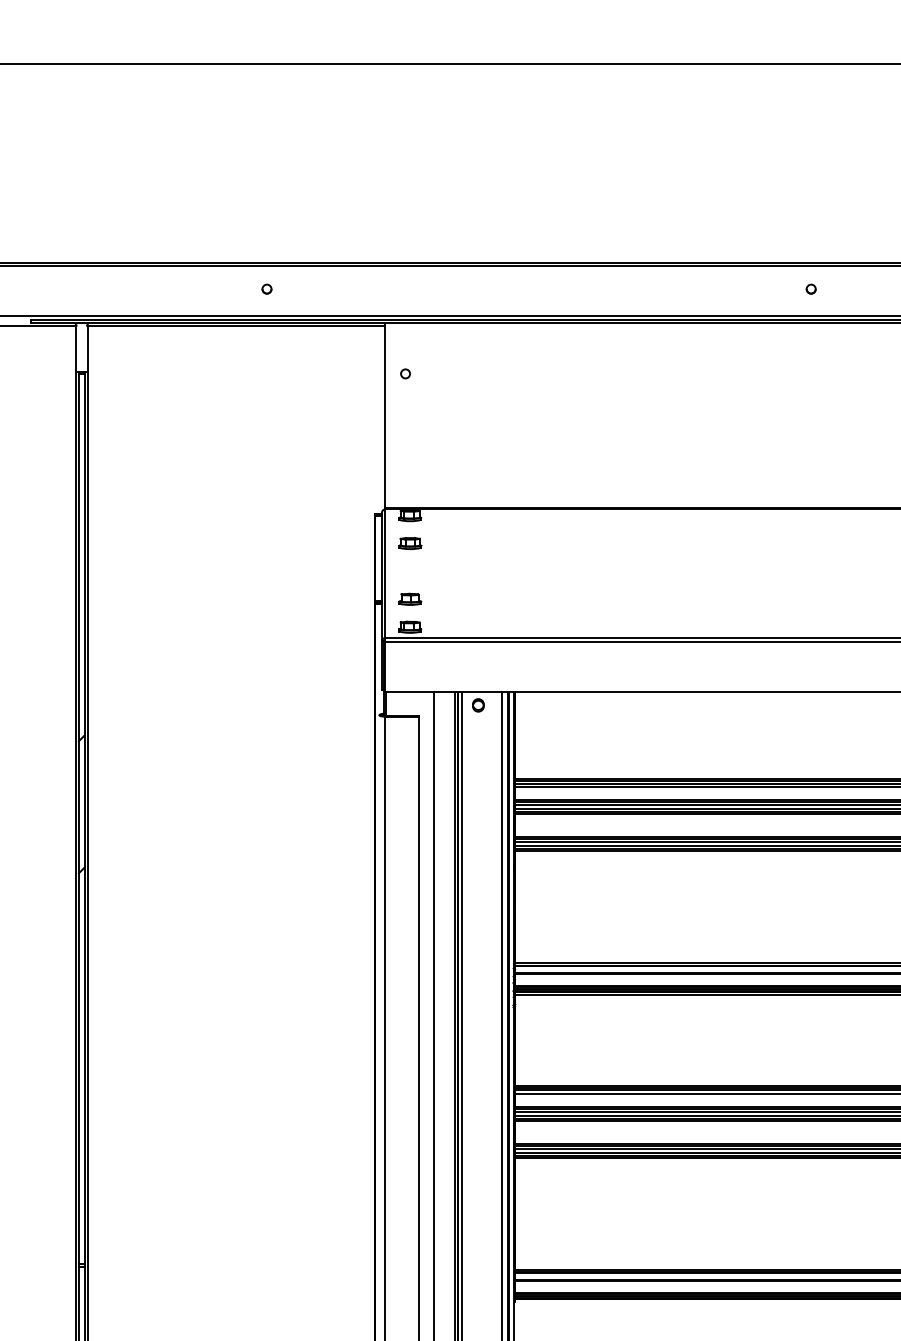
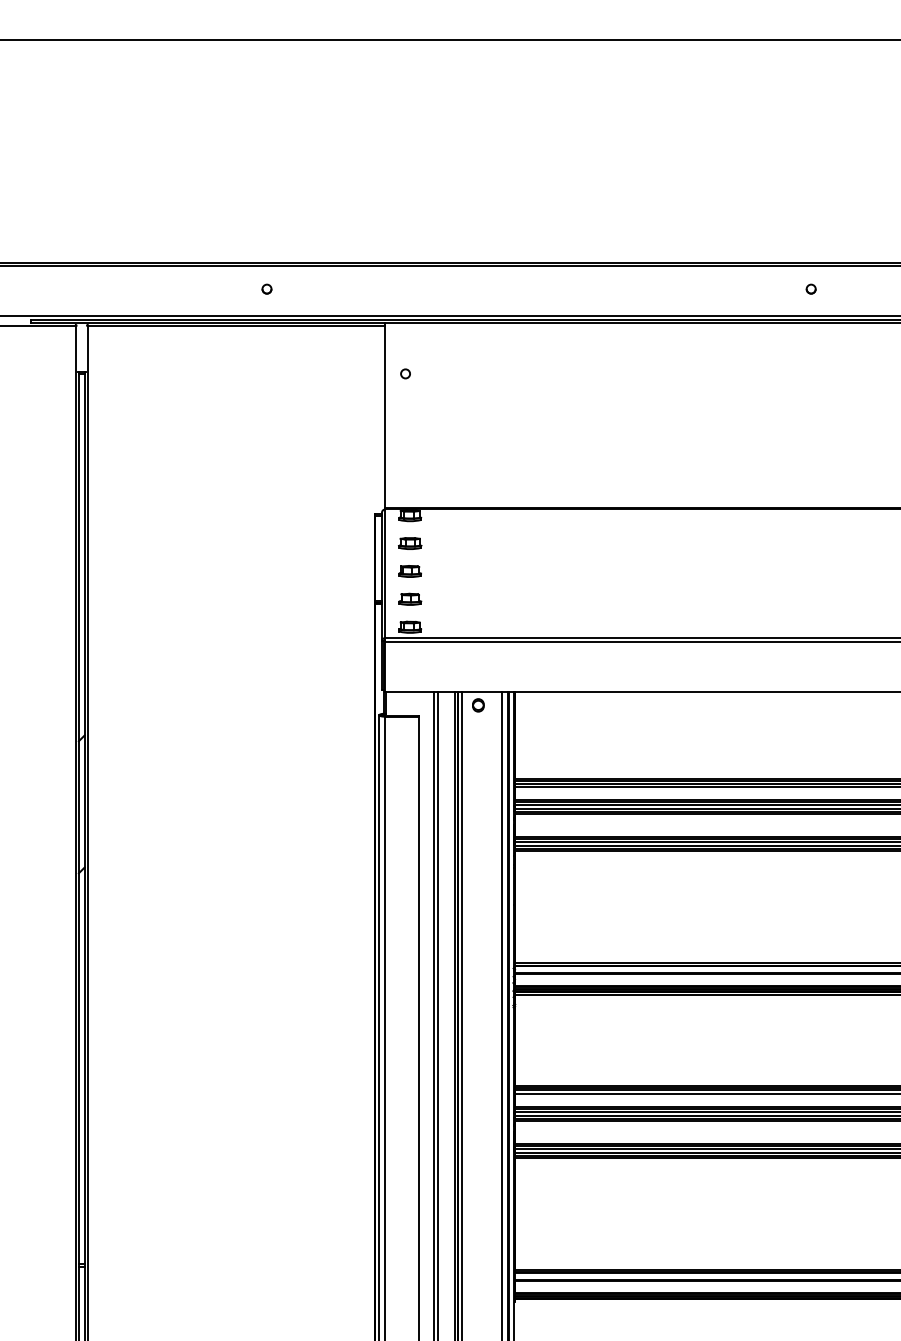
line position: (449, 64) -> (449, 40) (449, 40)
part: none -> present (409, 571)
line: none -> present (437, 1014)
line: none -> present (379, 1026)
